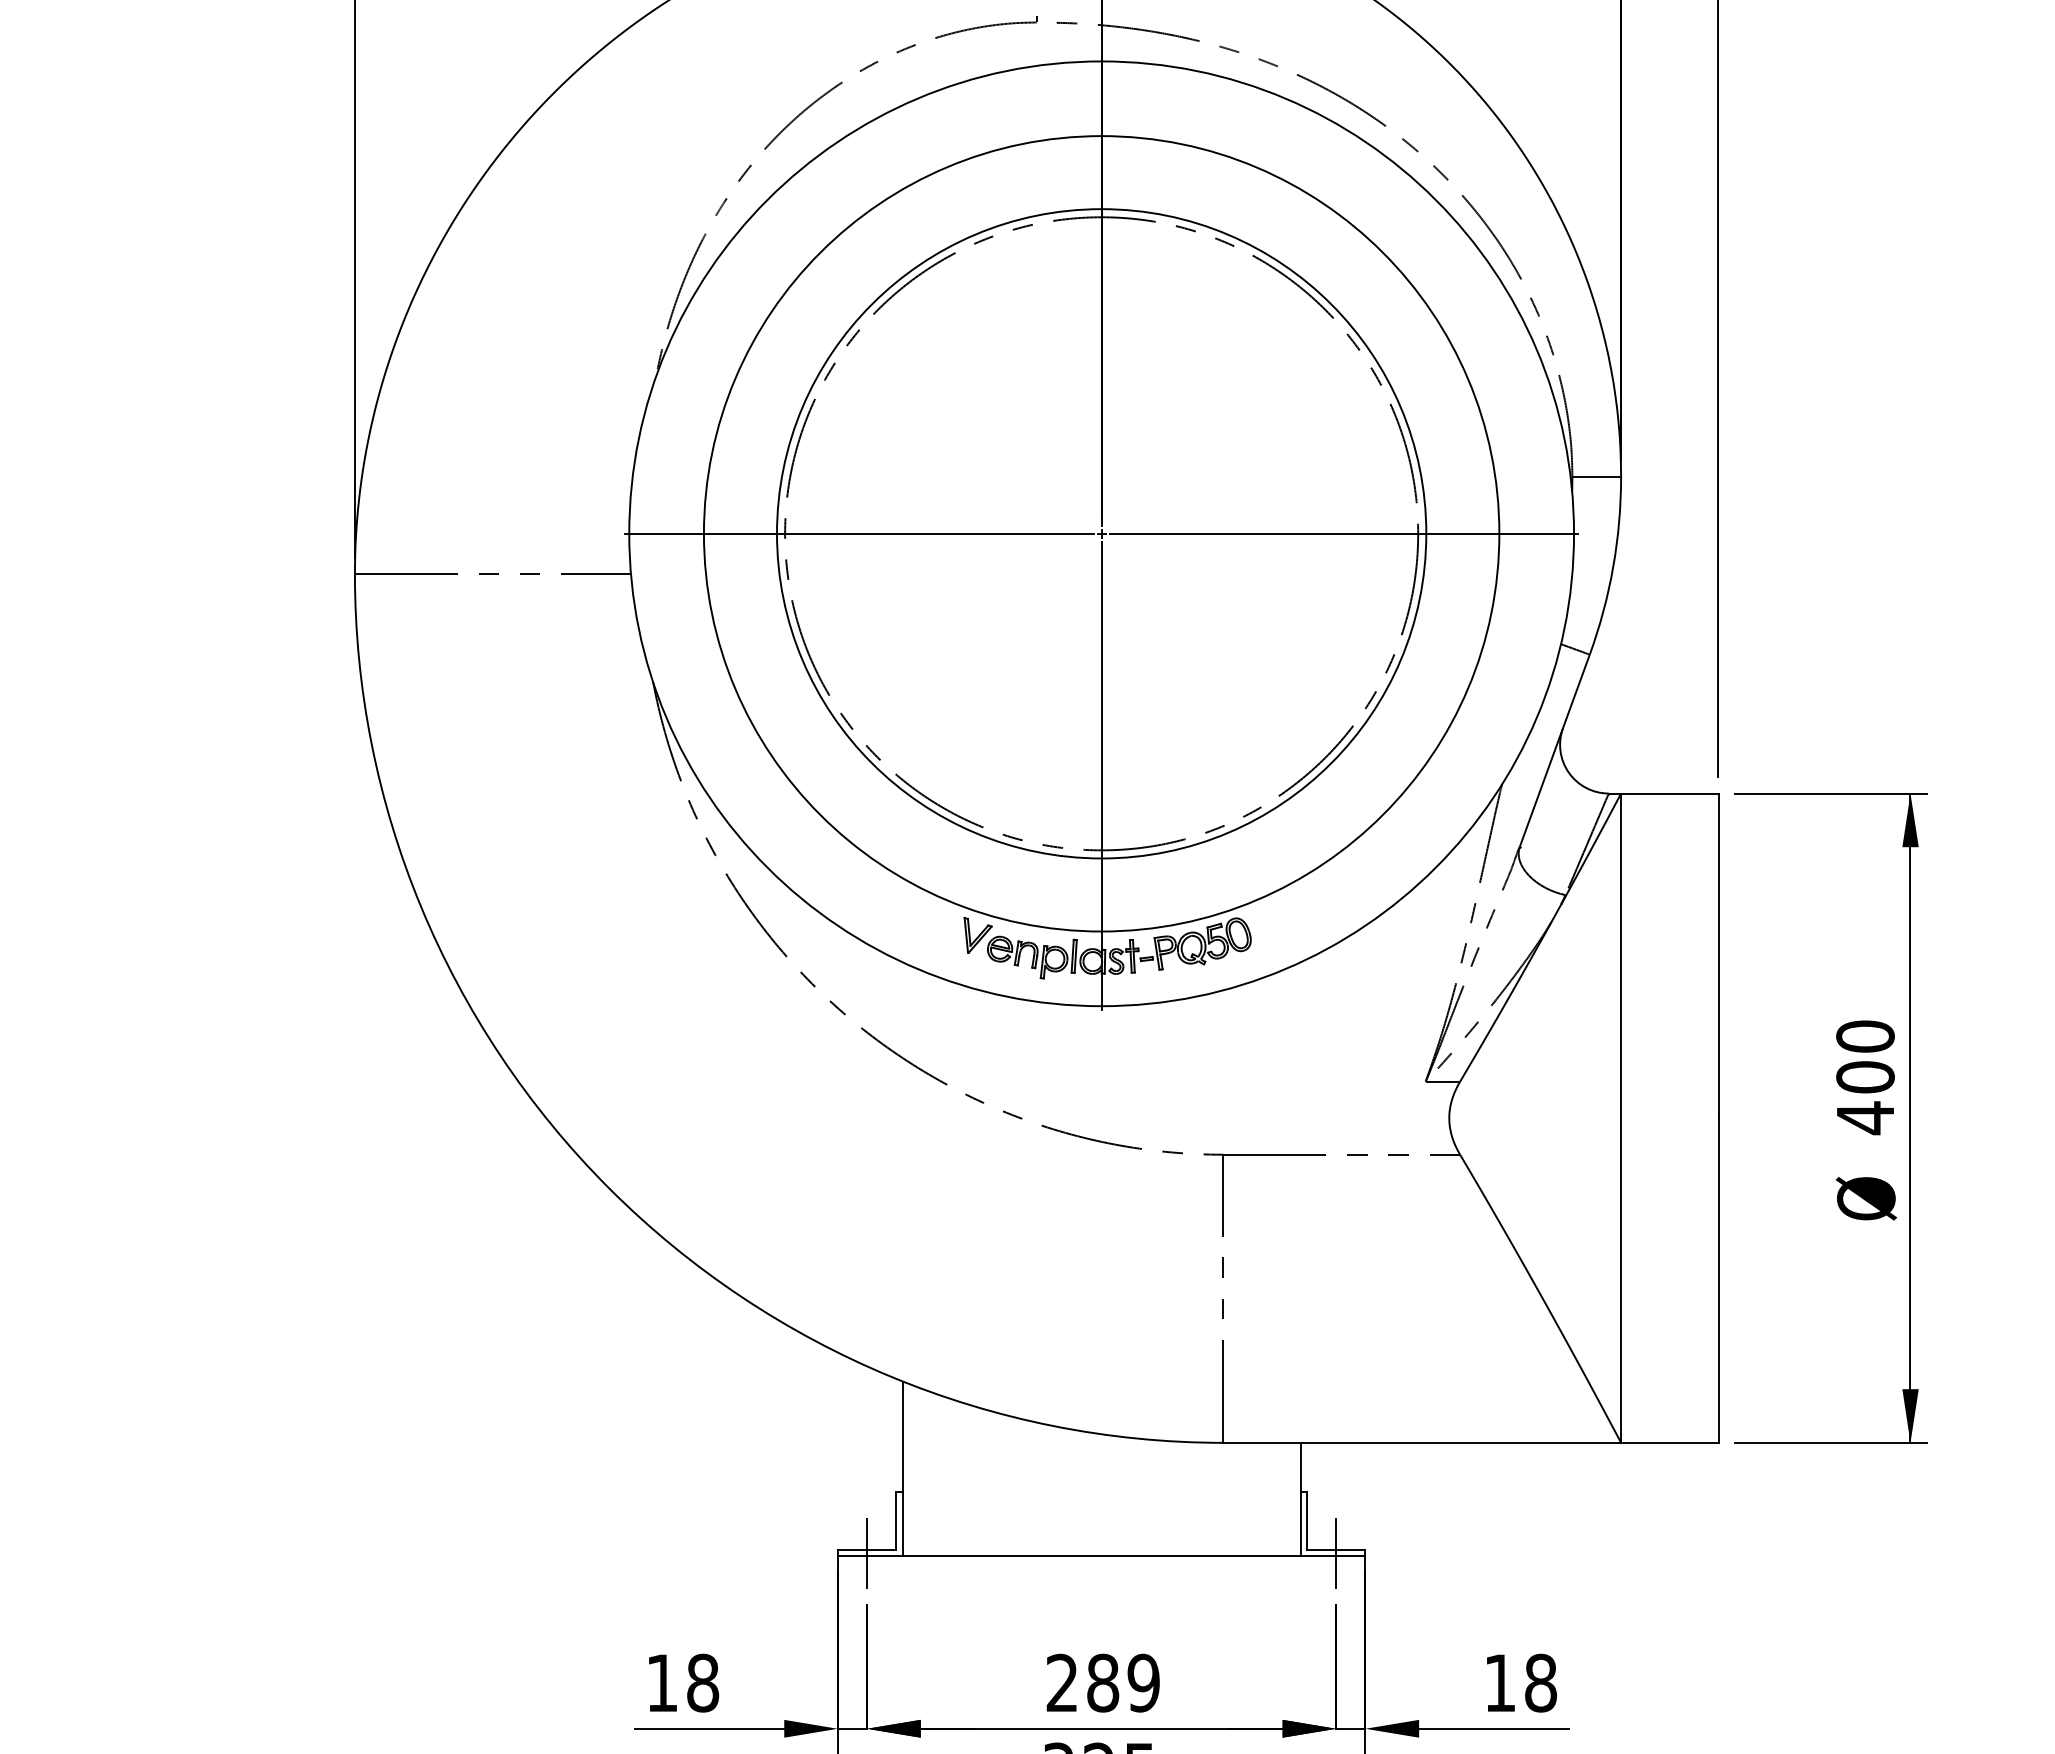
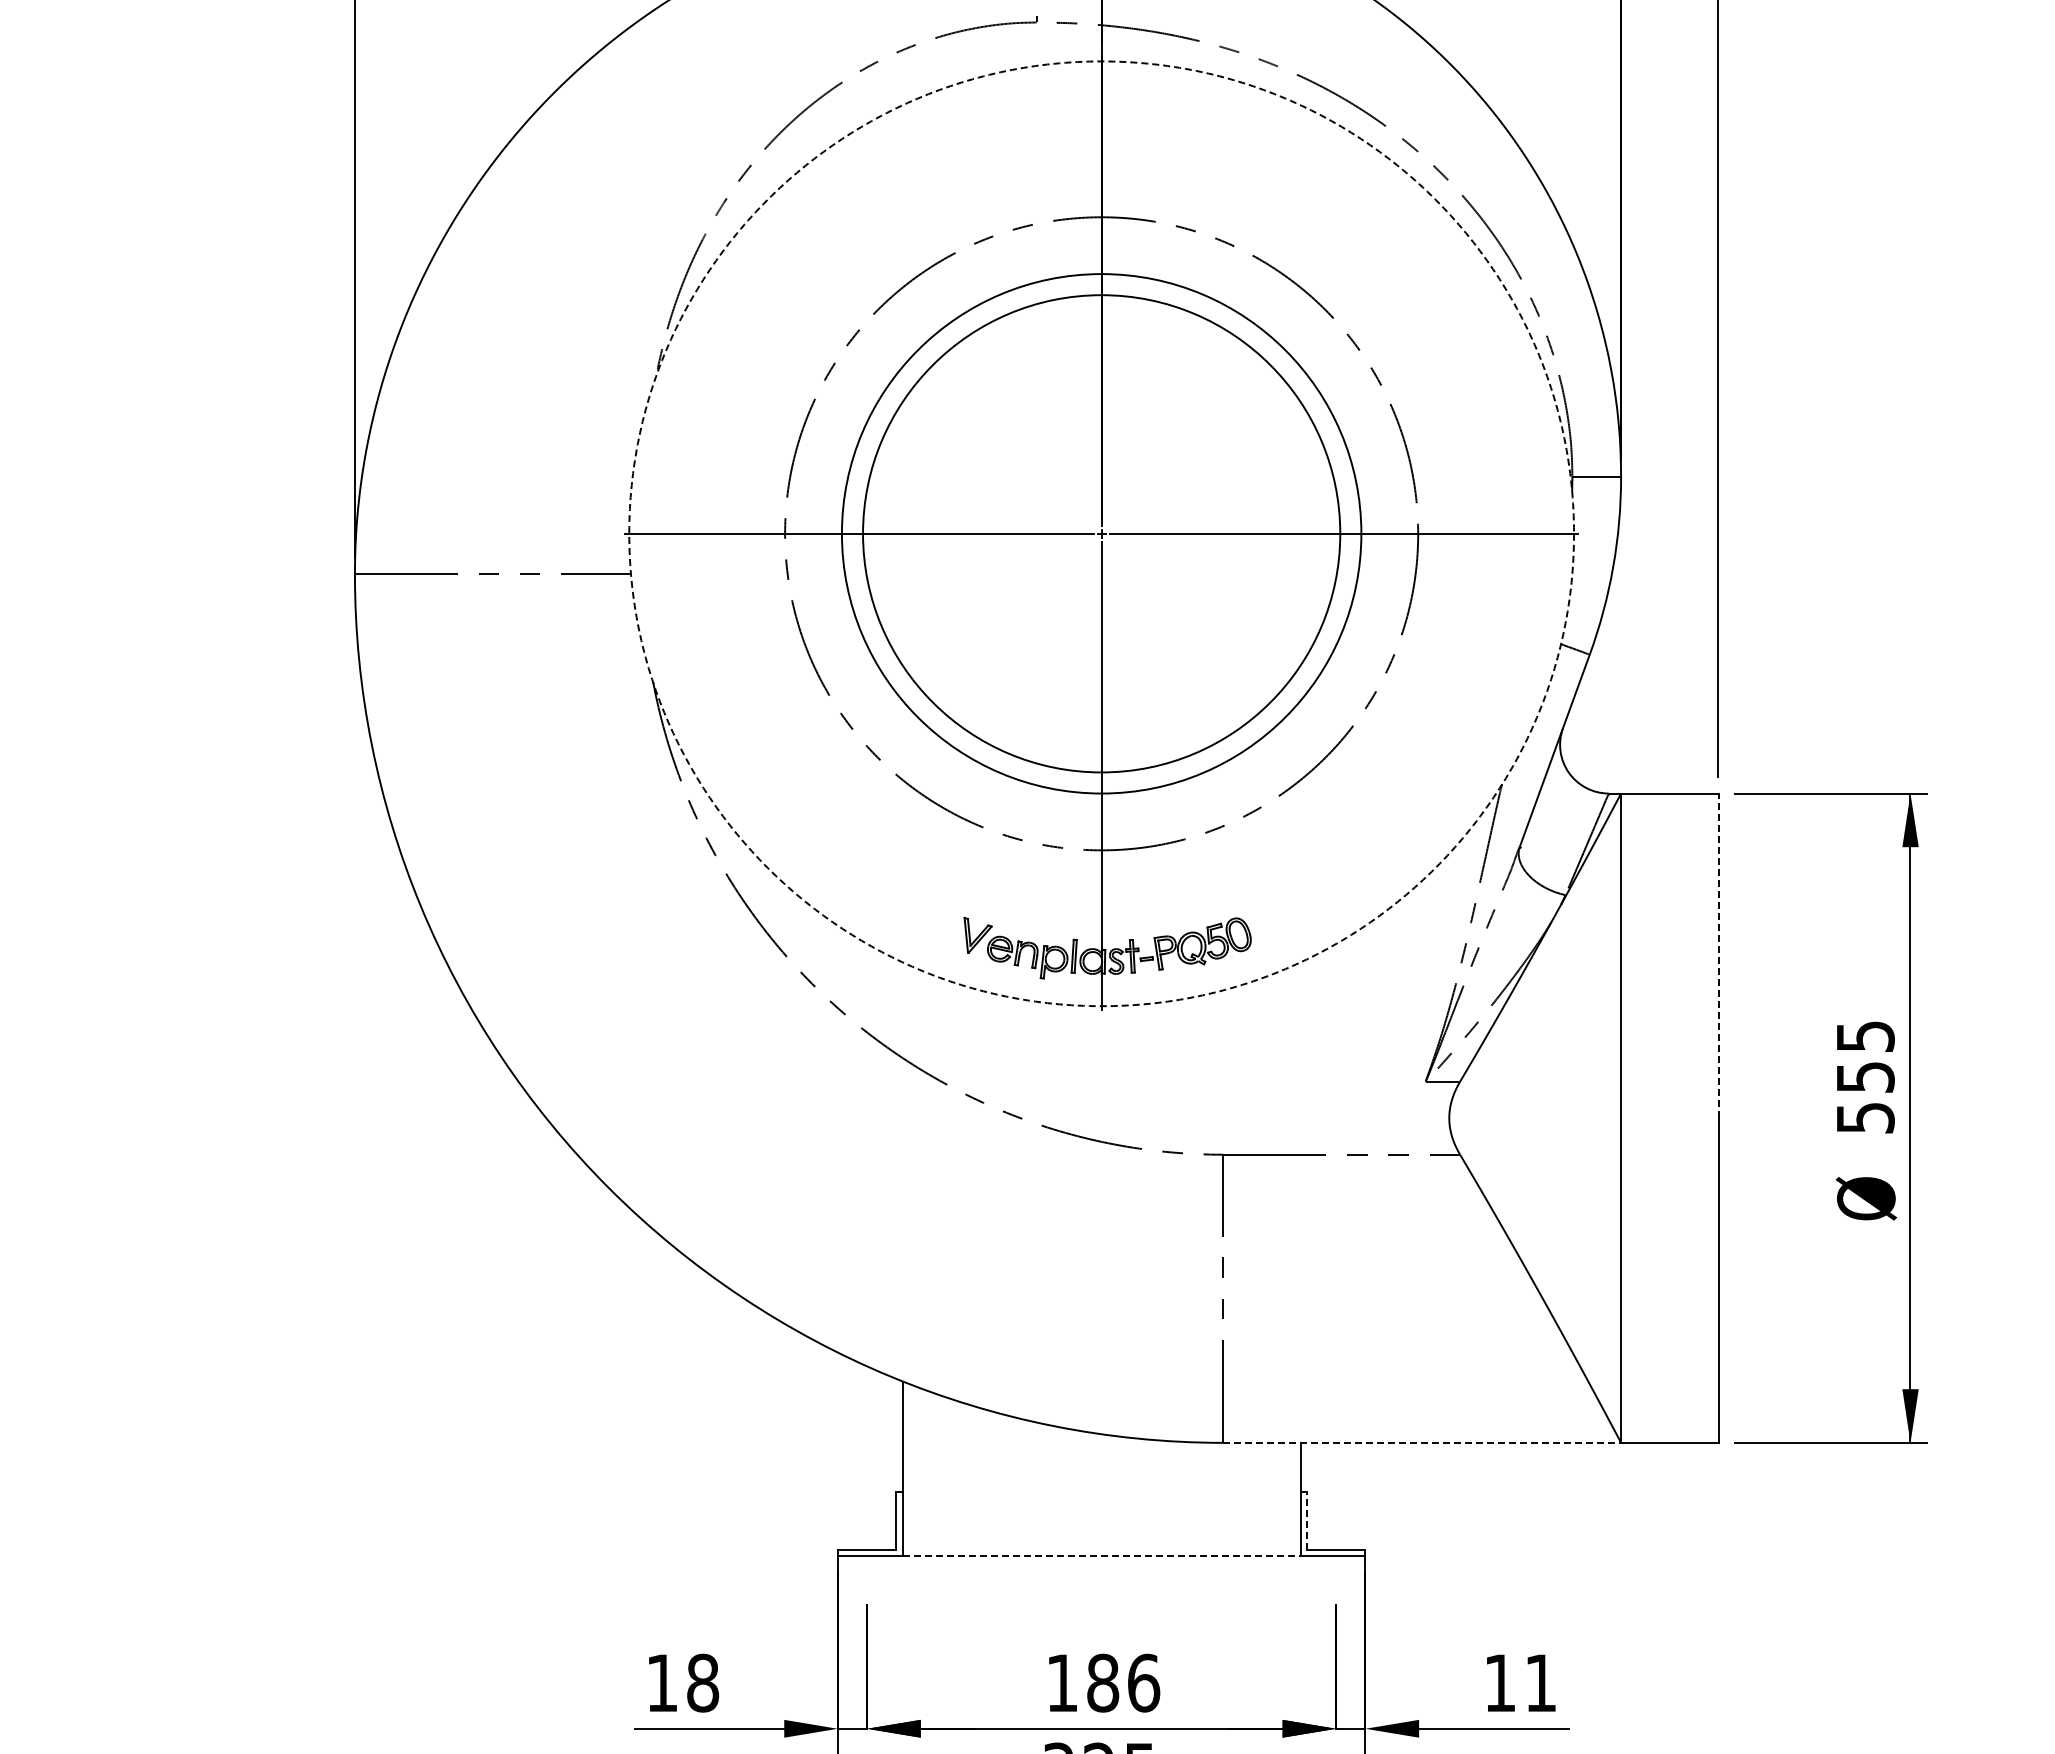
circle diameter: 649 px -> 519 px (1101, 533)
circle diameter: 795 px -> 477 px (1101, 533)
circle: solid -> dashed (1101, 533)
line: solid -> dashed (1718, 955)
text: 400 -> 555 (1865, 1077)
line: solid -> dashed (1422, 1442)
line: solid -> dashed (1307, 1520)
line: present -> none (867, 1552)
line: present -> none (1336, 1552)
line: solid -> dashed (1101, 1556)
text: 289 -> 186 (1103, 1682)
text: 18 -> 11 (1541, 1682)
